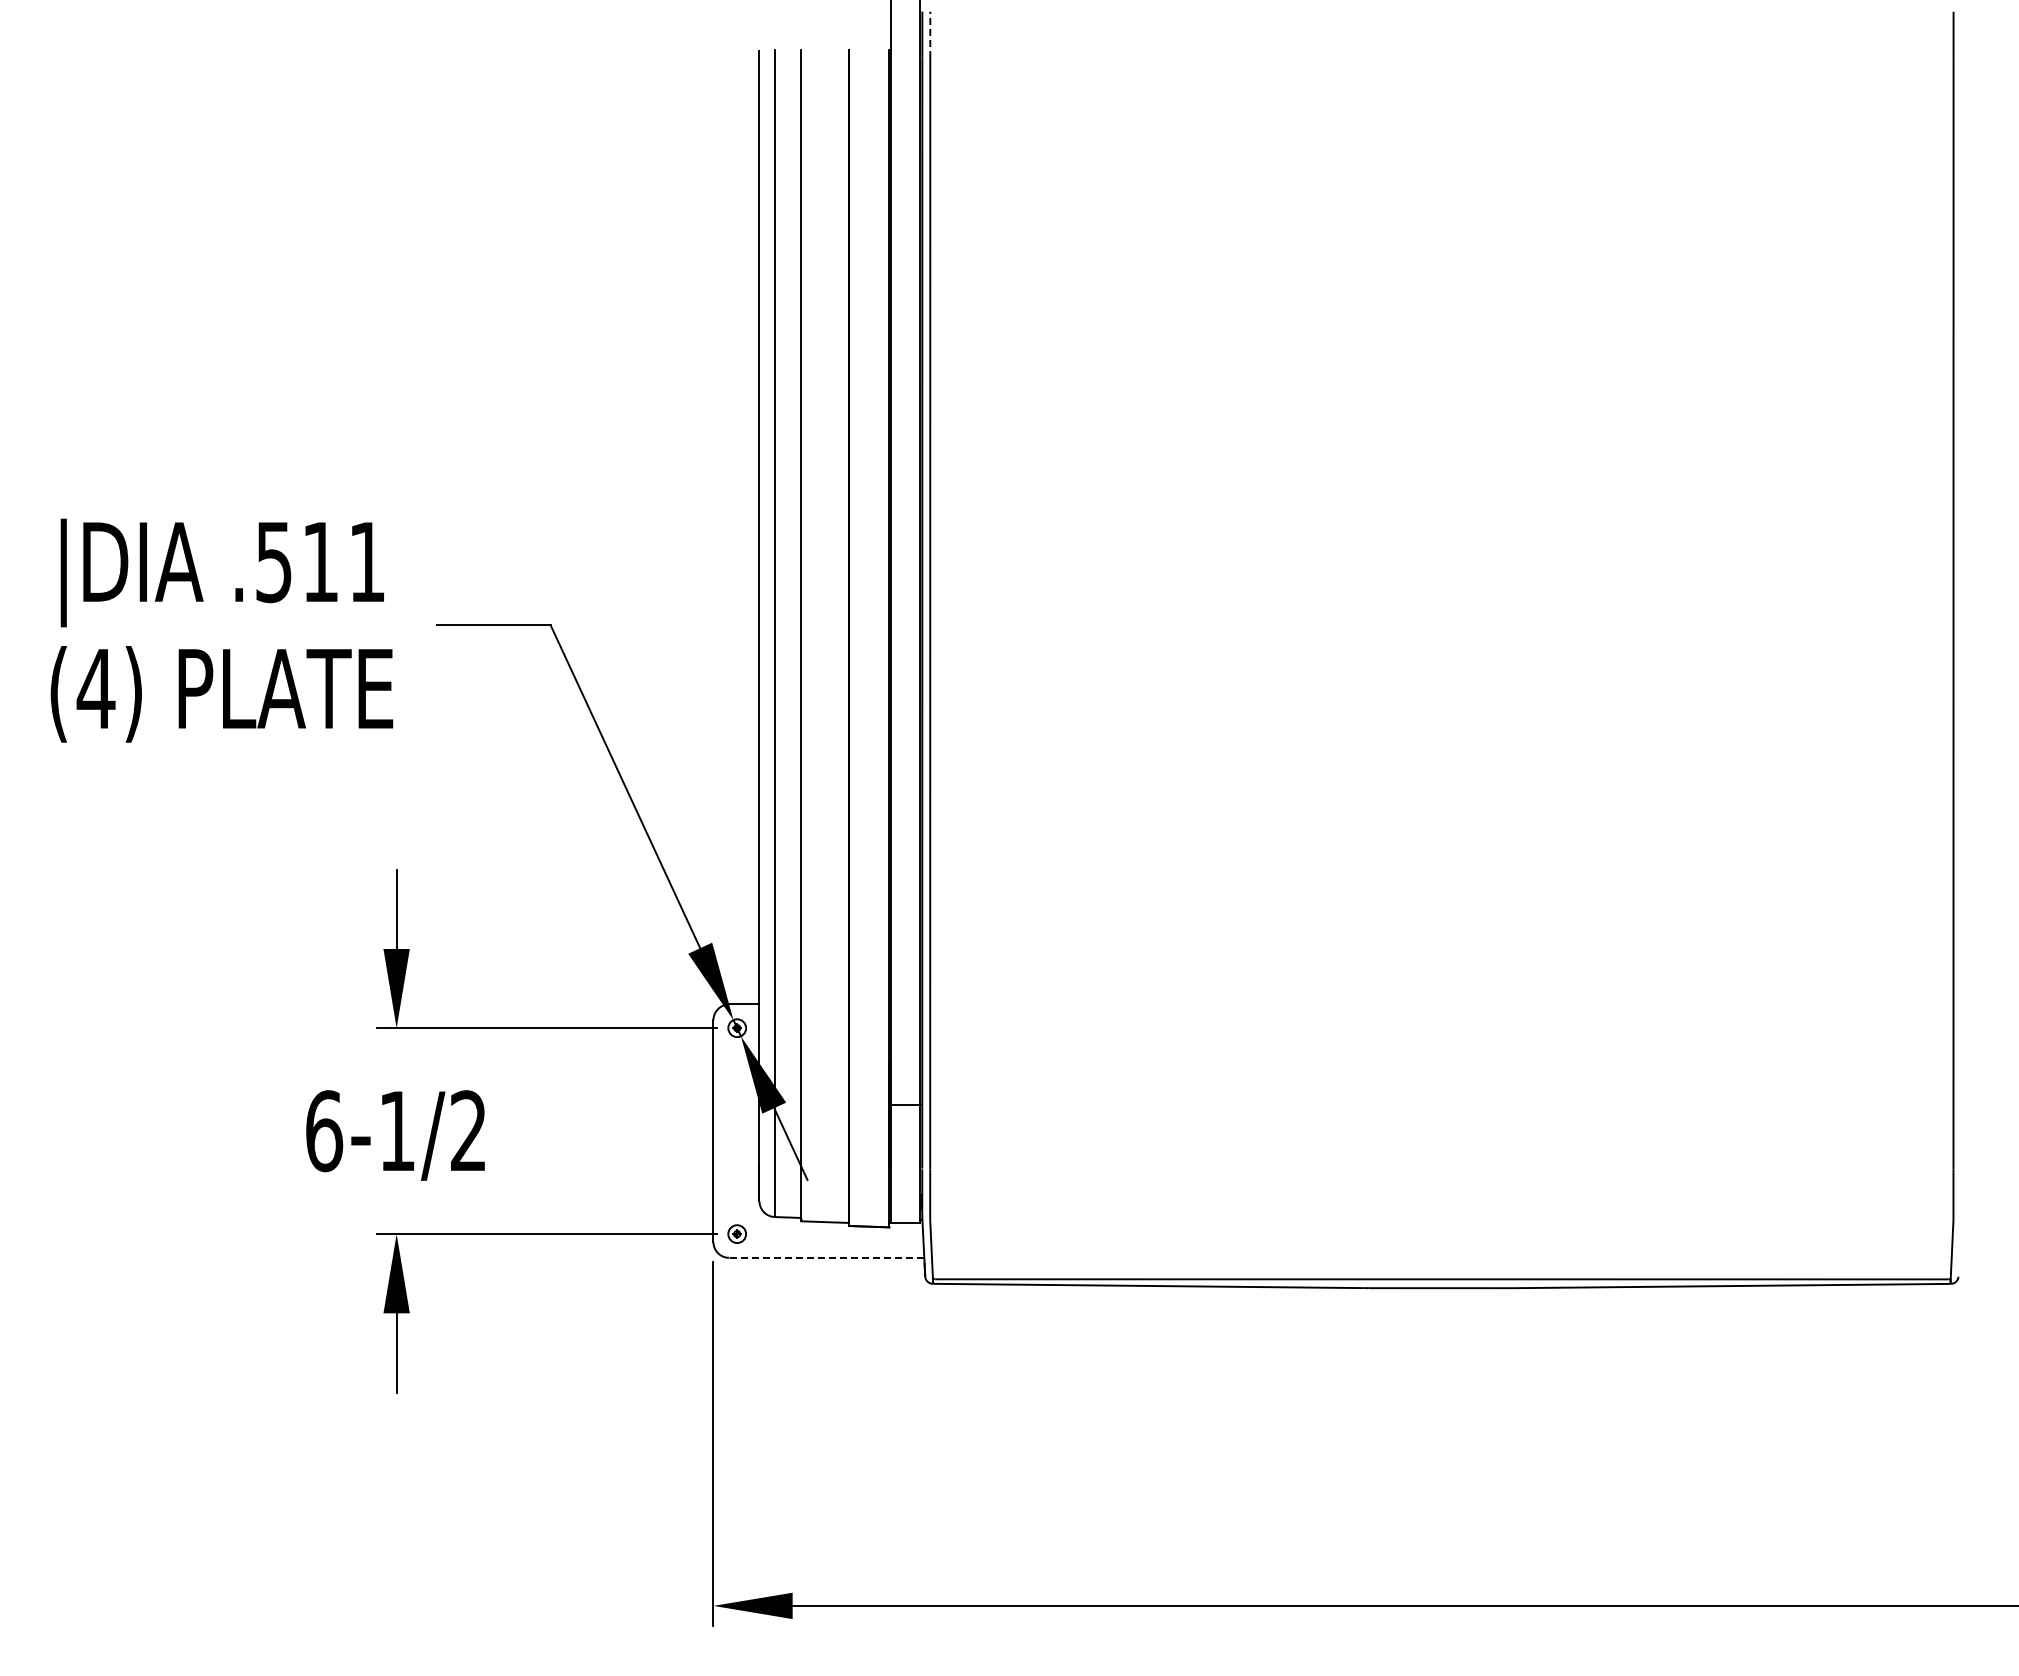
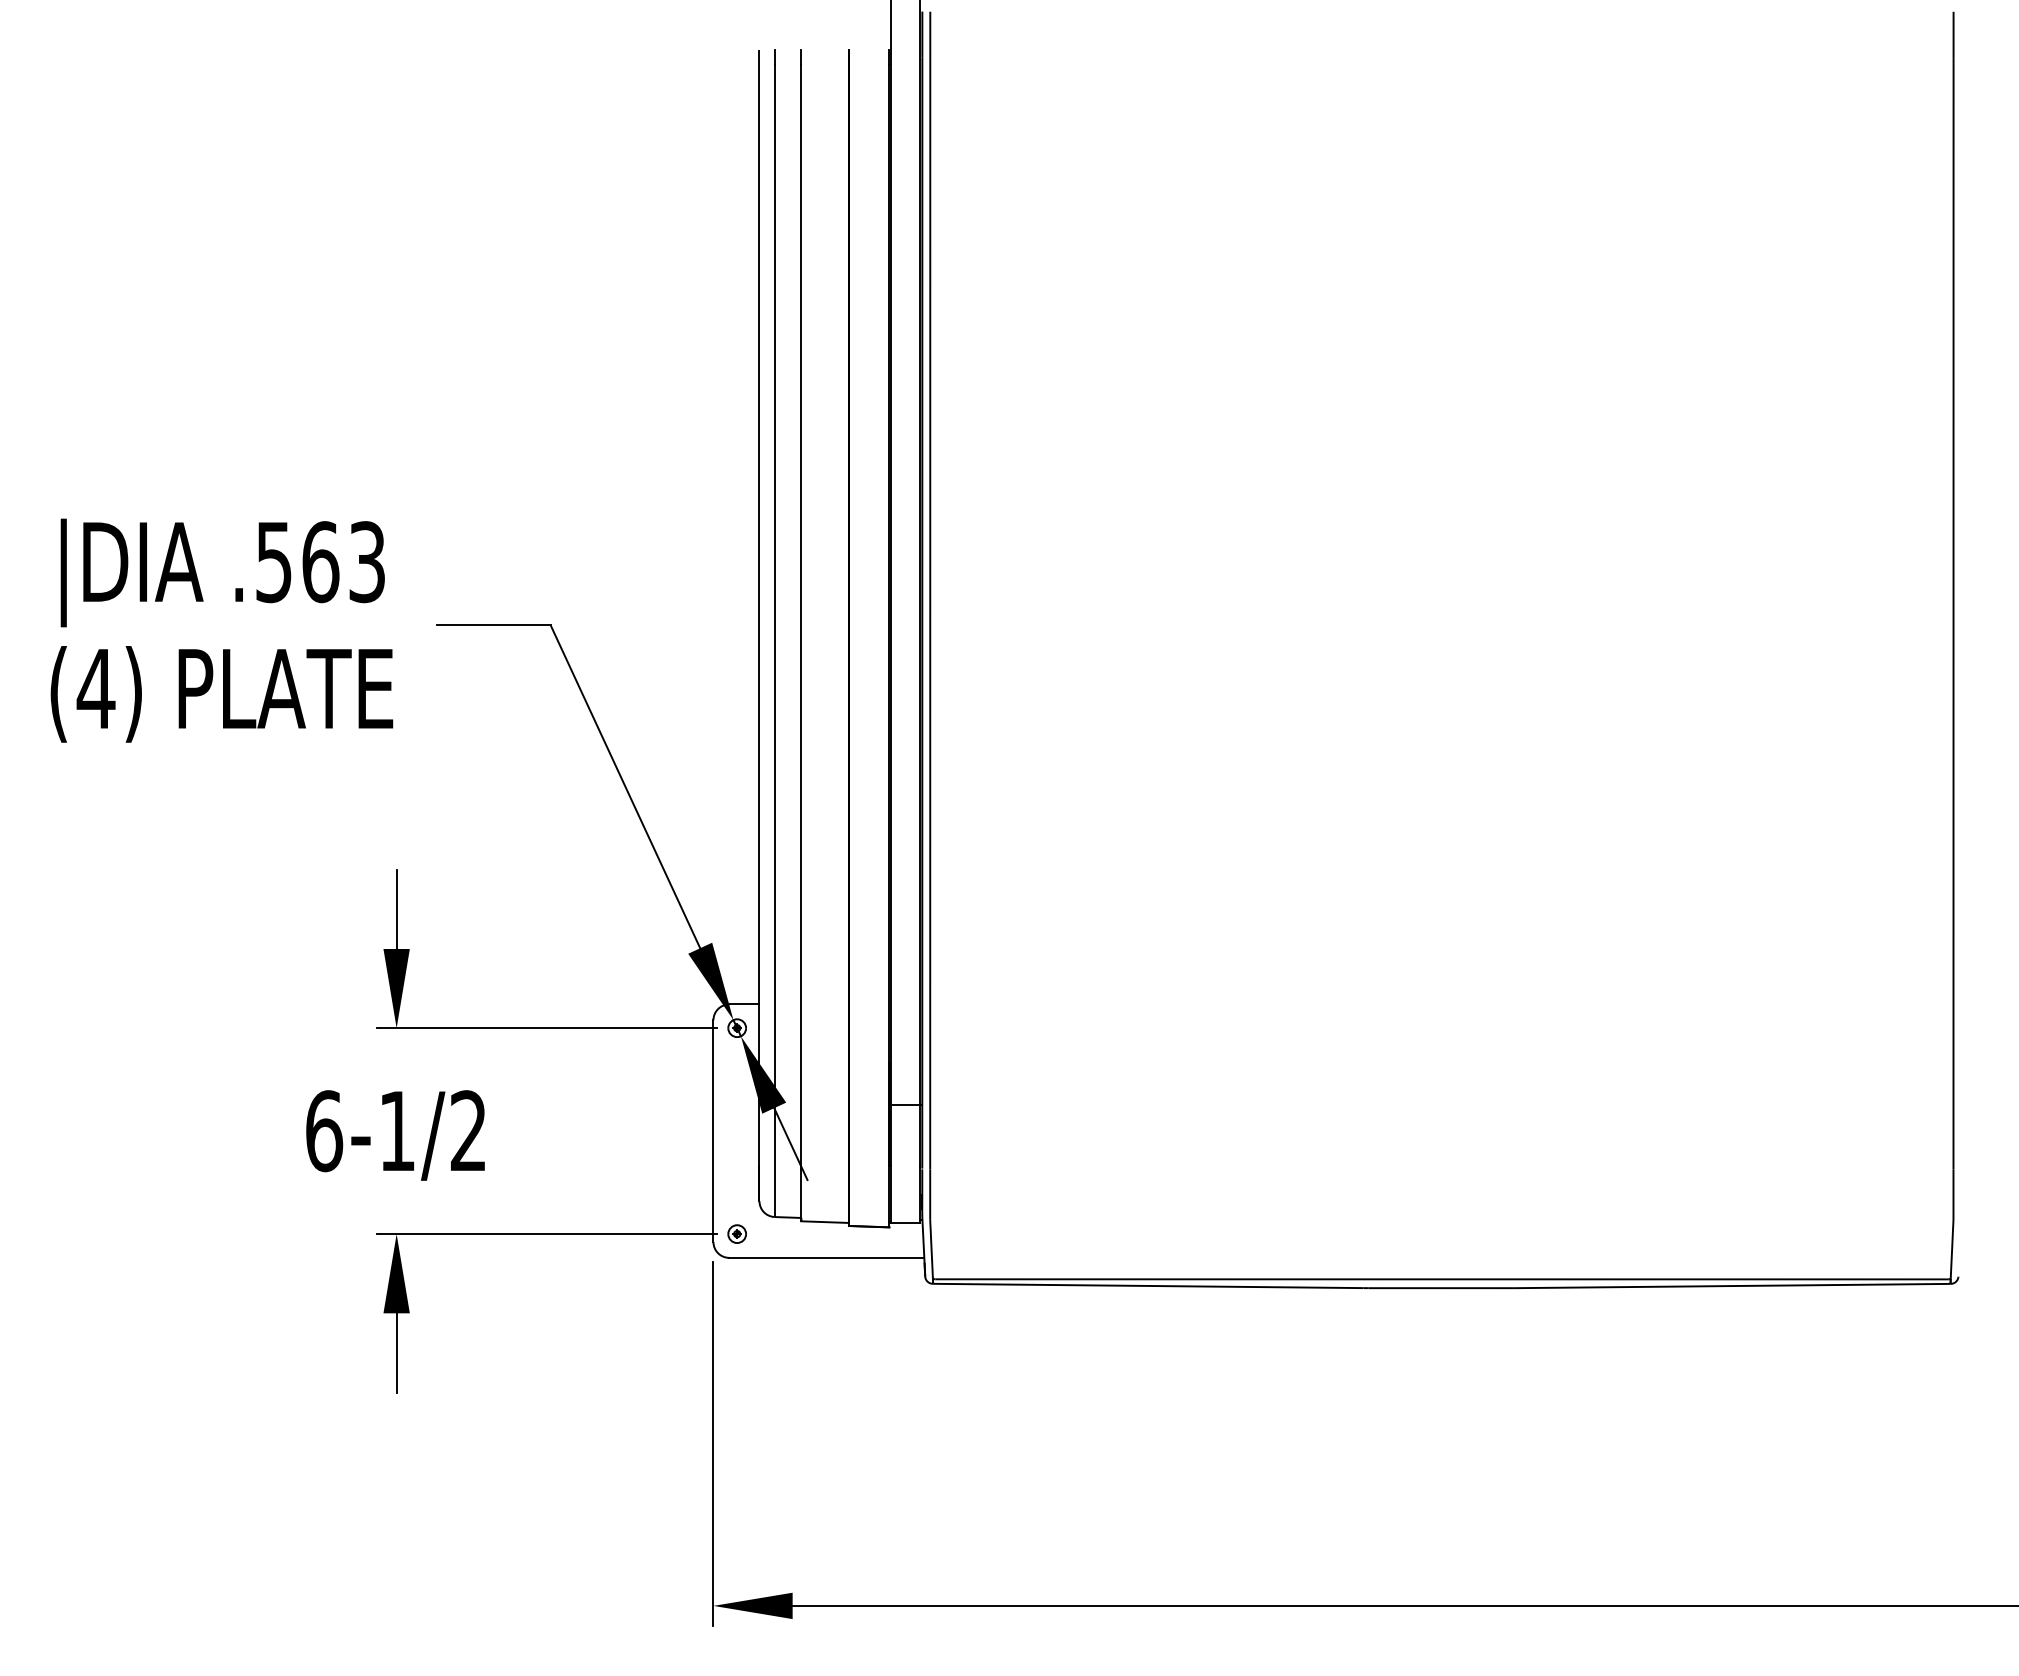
line: dashed -> solid (930, 34)
text: .511 -> .563 (343, 562)
line: dashed -> solid (826, 1257)
